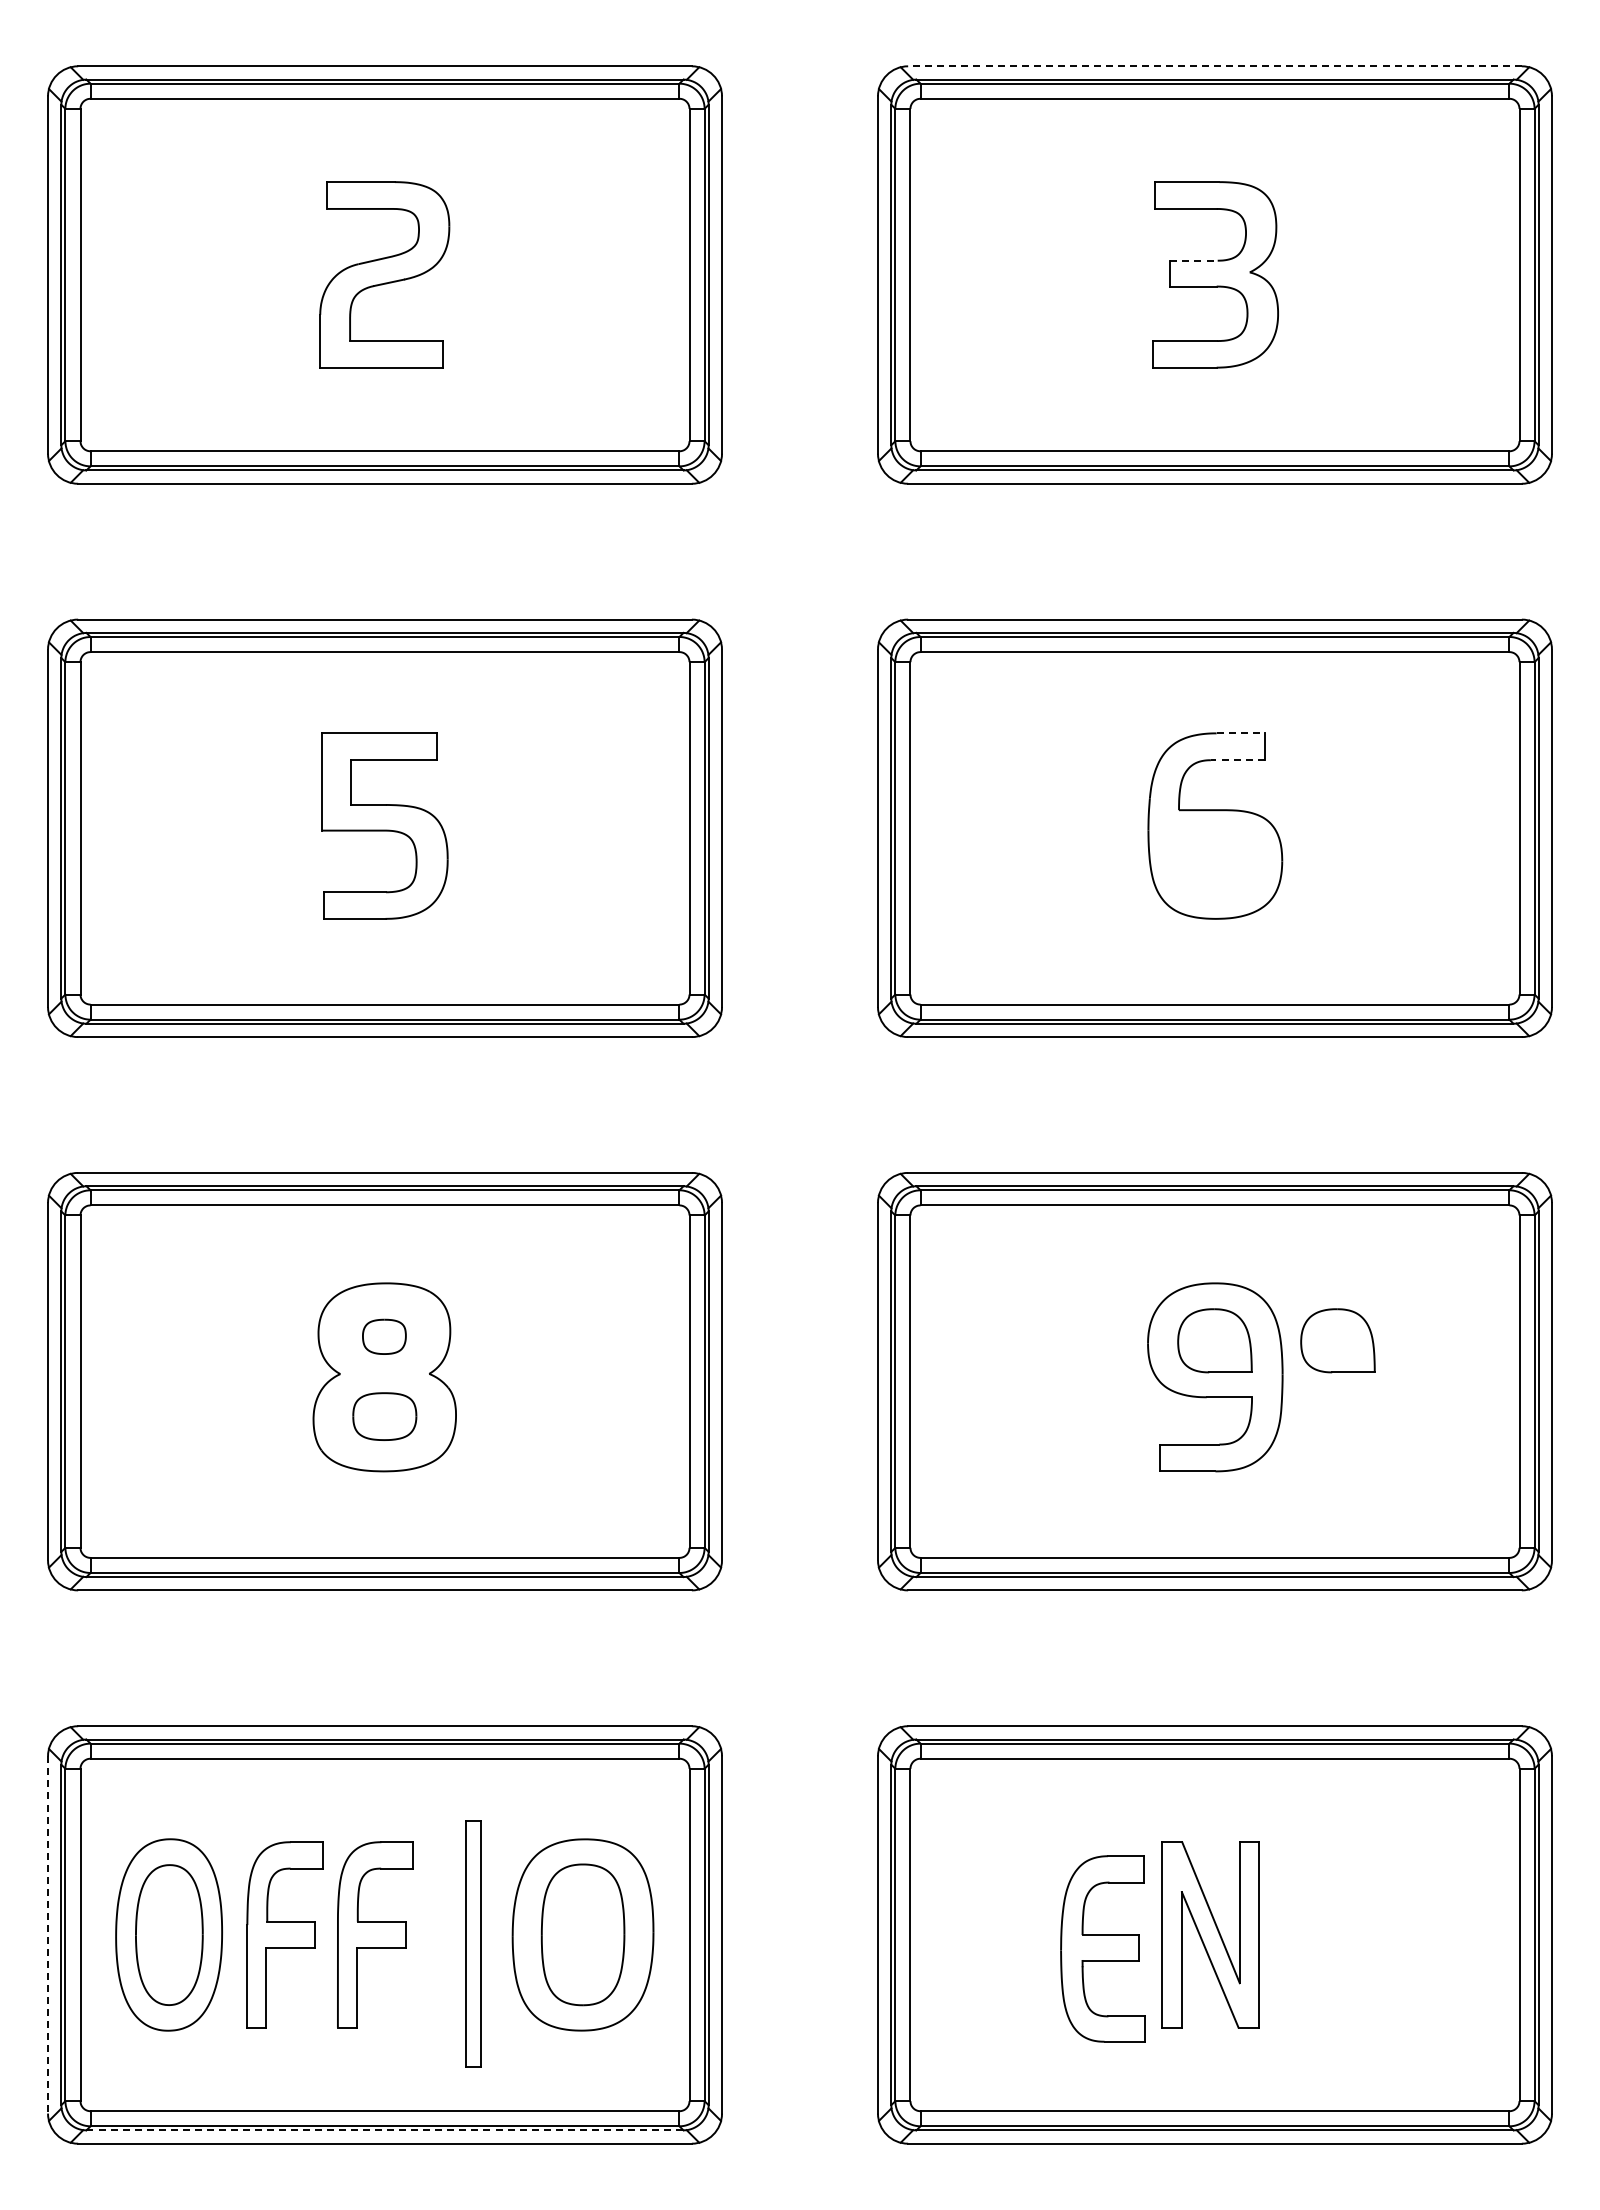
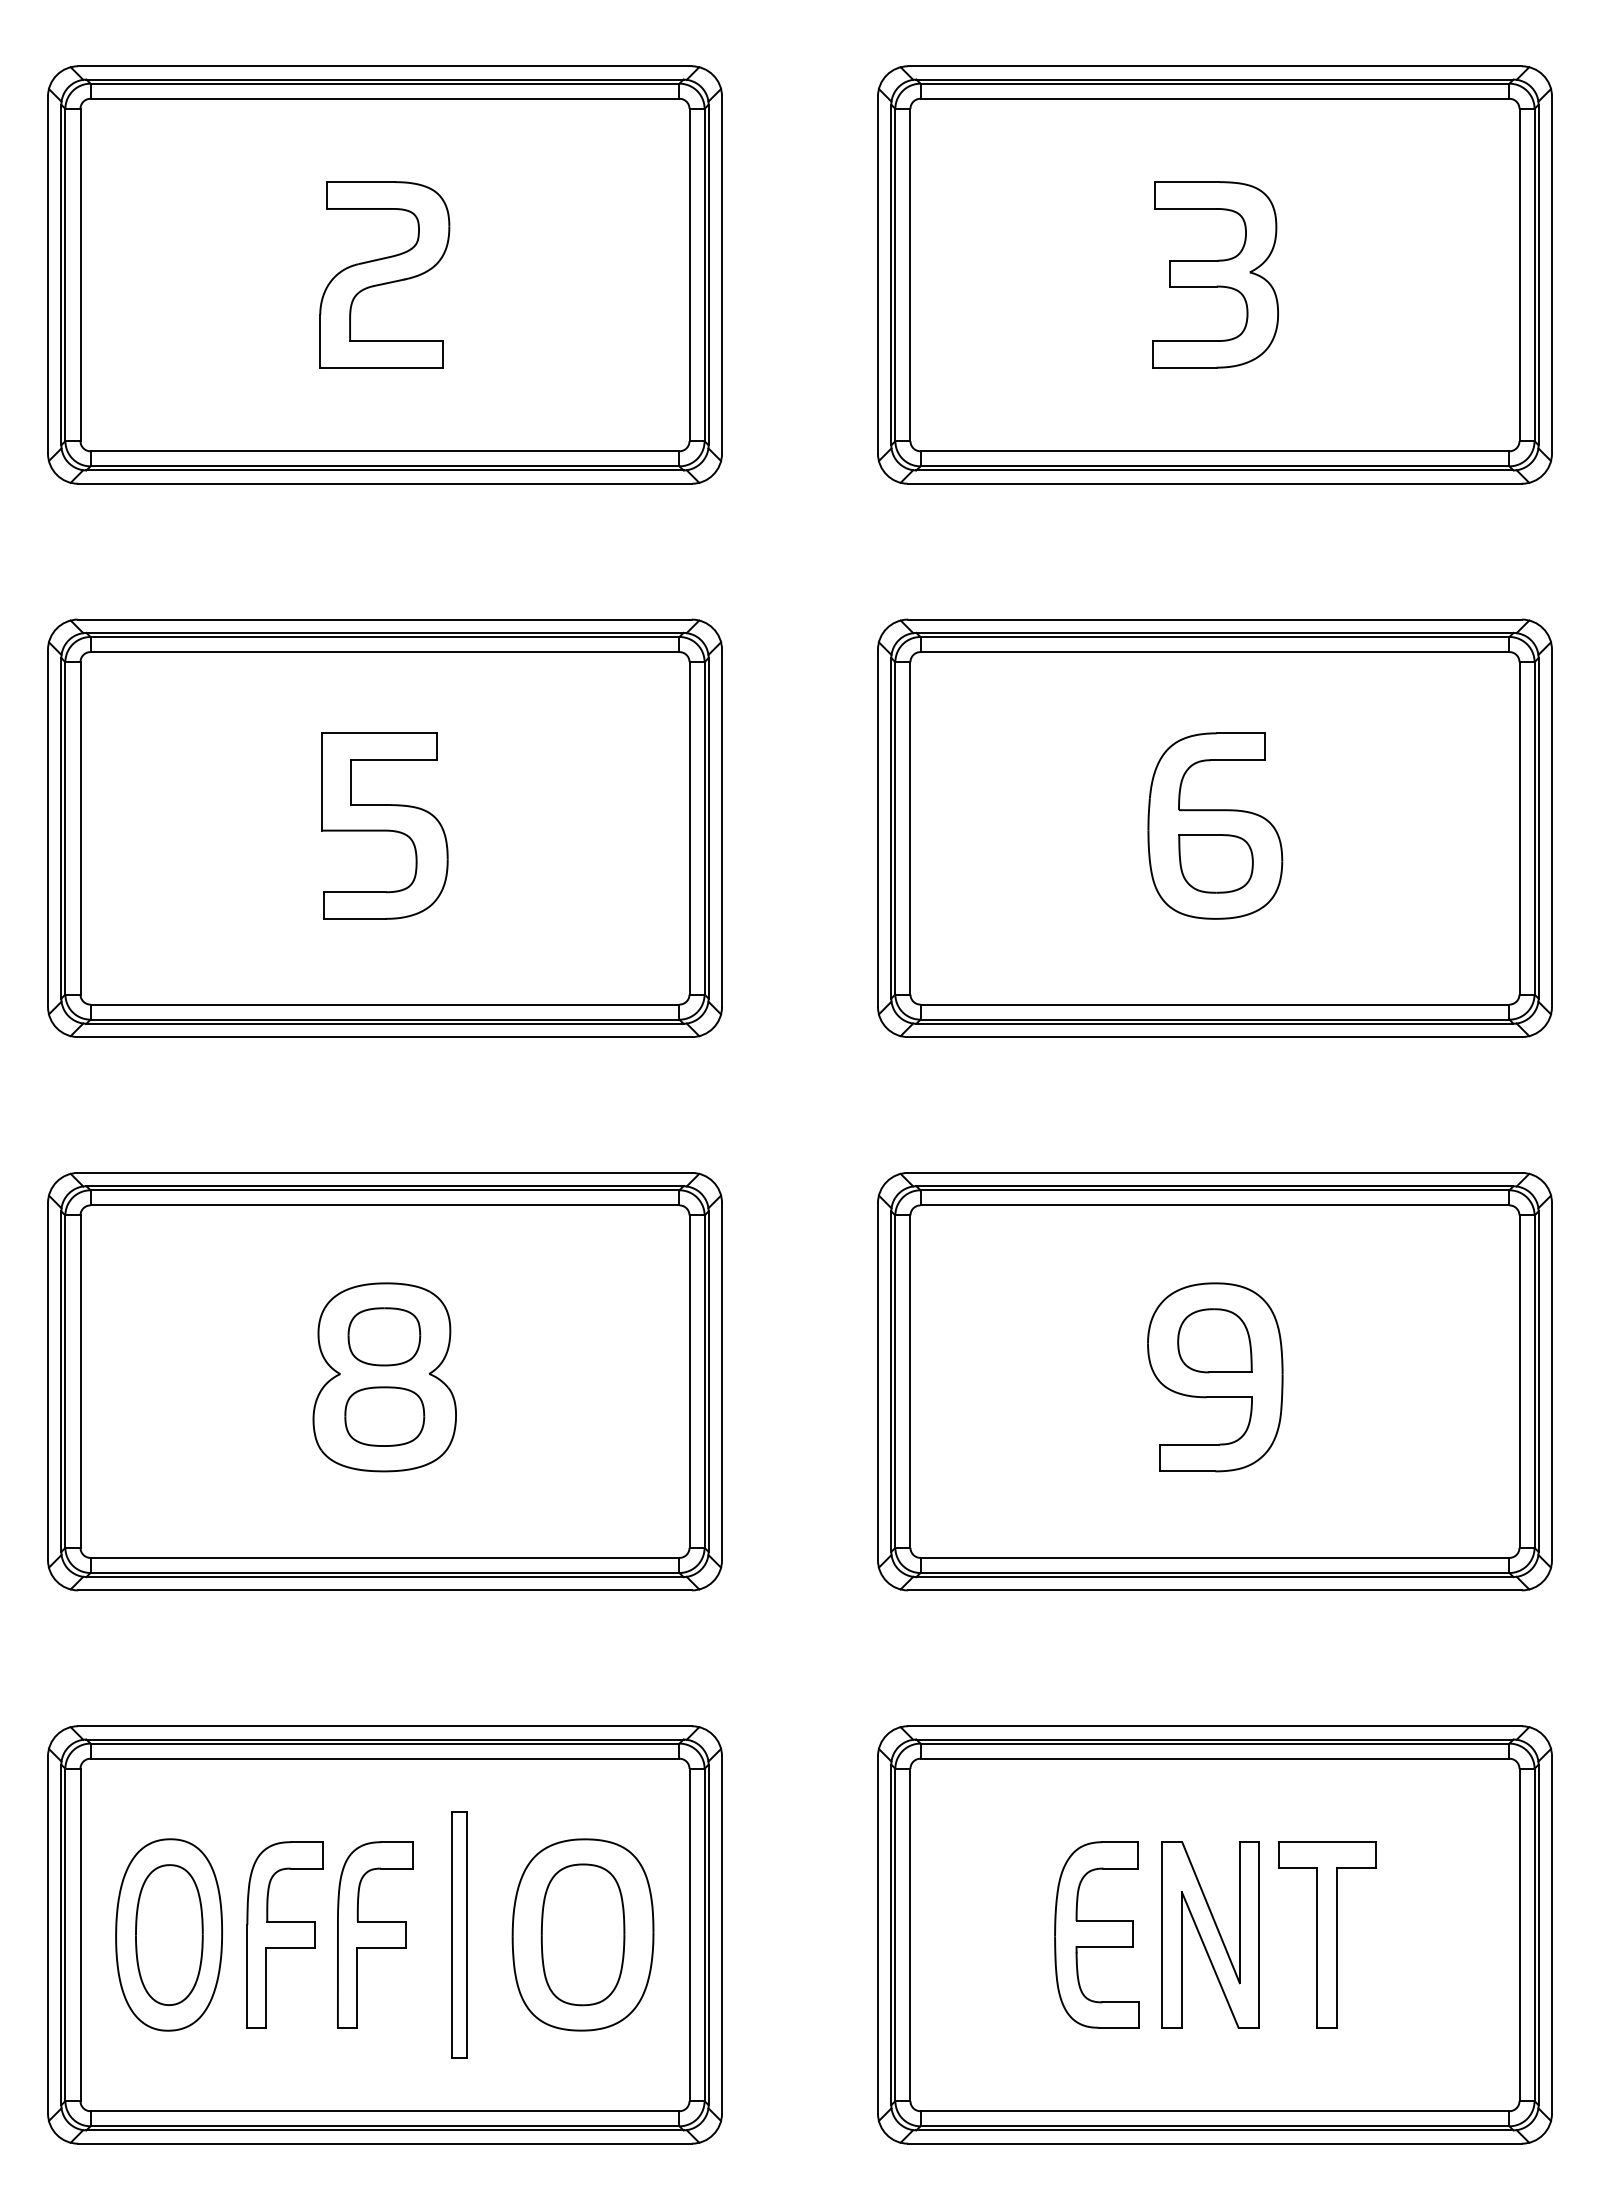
line: dashed -> solid (1214, 66)
line: dashed -> solid (1194, 260)
line: dashed -> solid (1240, 733)
line: dashed -> solid (1237, 760)
part: none -> present (1215, 863)
part size: 45x37 px -> 75x60 px (384, 1336)
part: present -> none (1337, 1340)
part size: 66x49 px -> 82x61 px (384, 1416)
line: dashed -> solid (48, 1934)
part: none -> present (1327, 1934)
part position: (473, 1943) -> (459, 1934) (459, 1934)
part position: (1102, 1948) -> (1096, 1934) (1096, 1934)
line: dashed -> solid (385, 2130)
